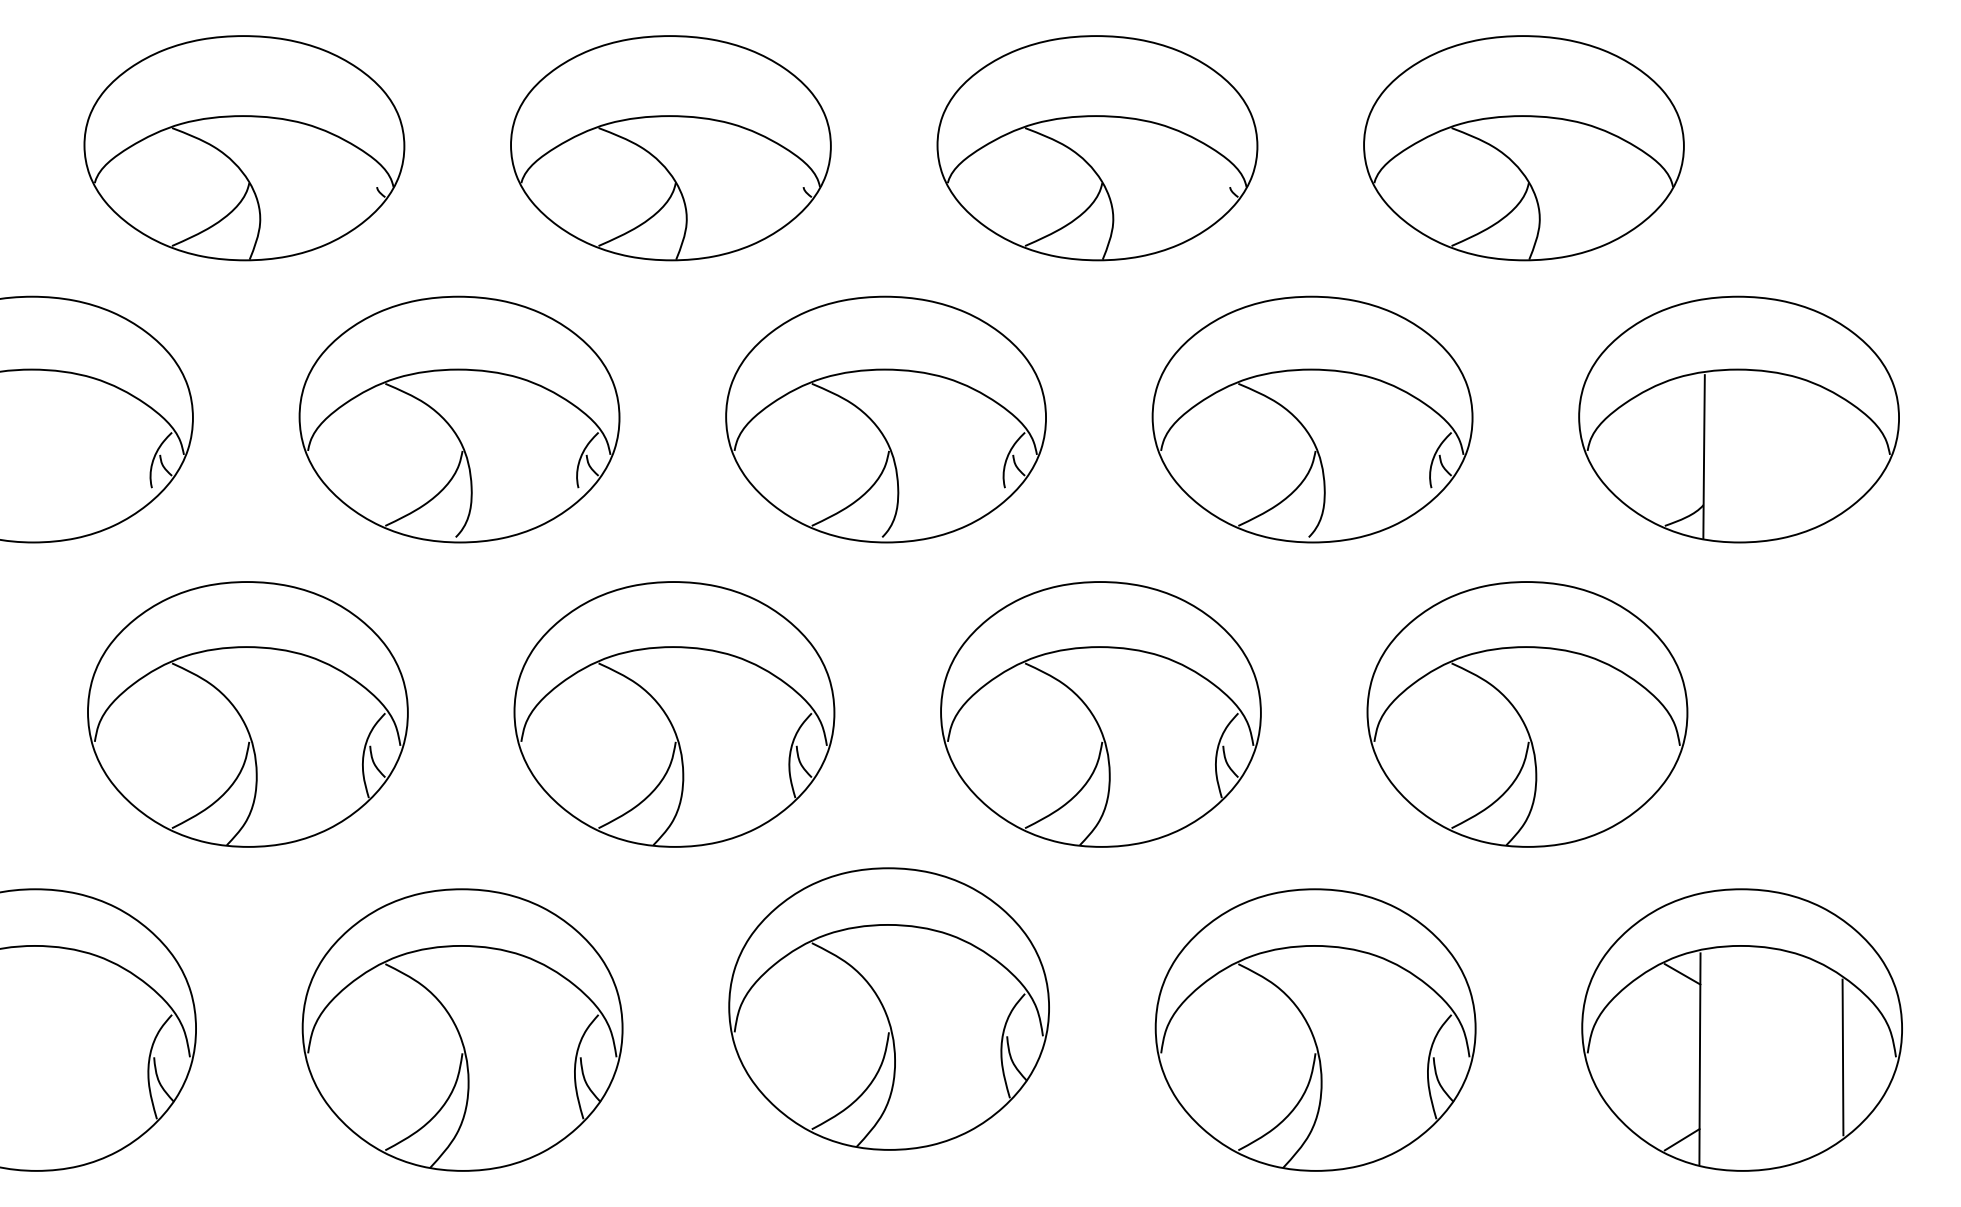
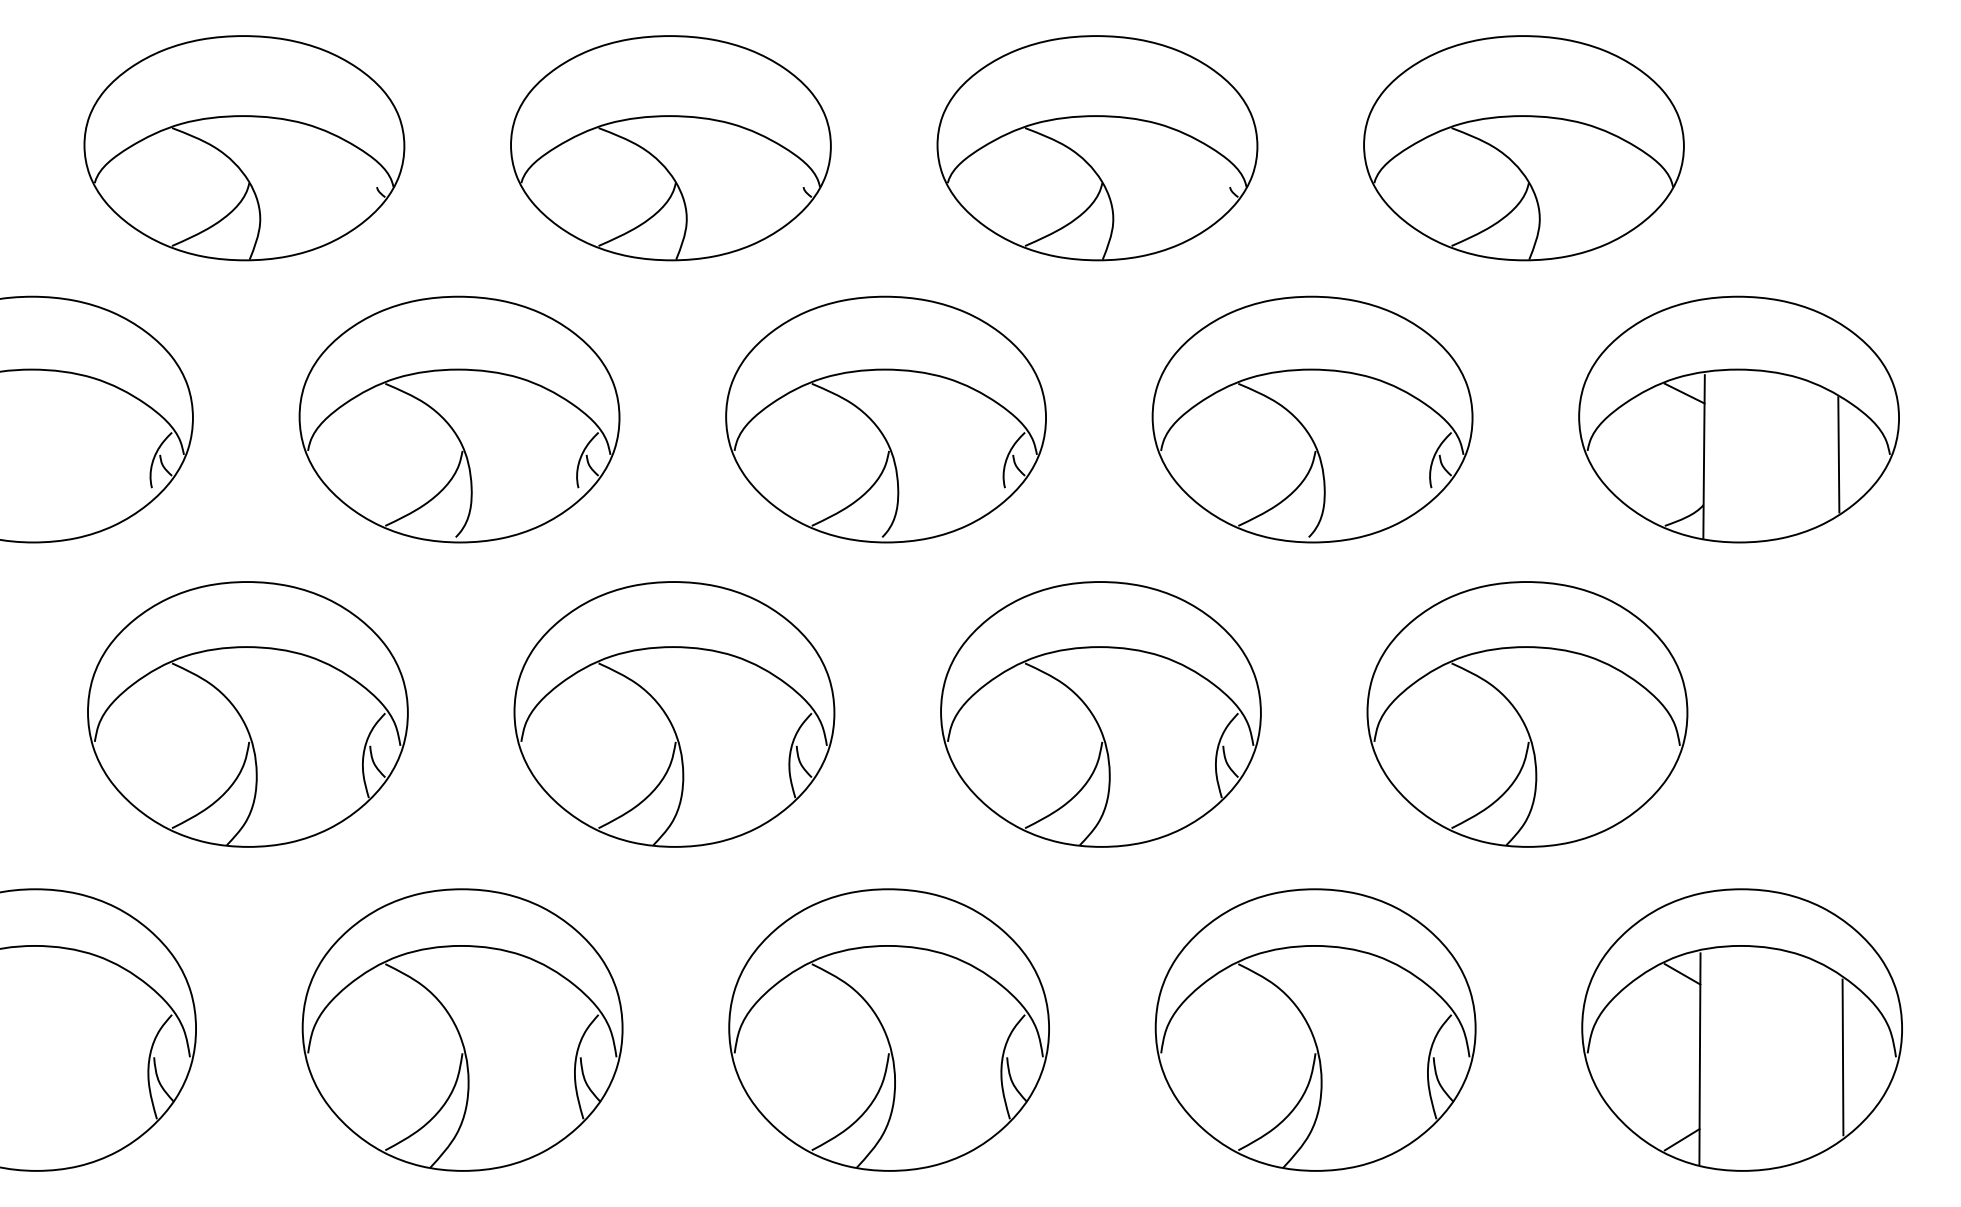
line: none -> present (1684, 393)
line: none -> present (1838, 454)
part position: (888, 1008) -> (888, 1029) (888, 1029)
